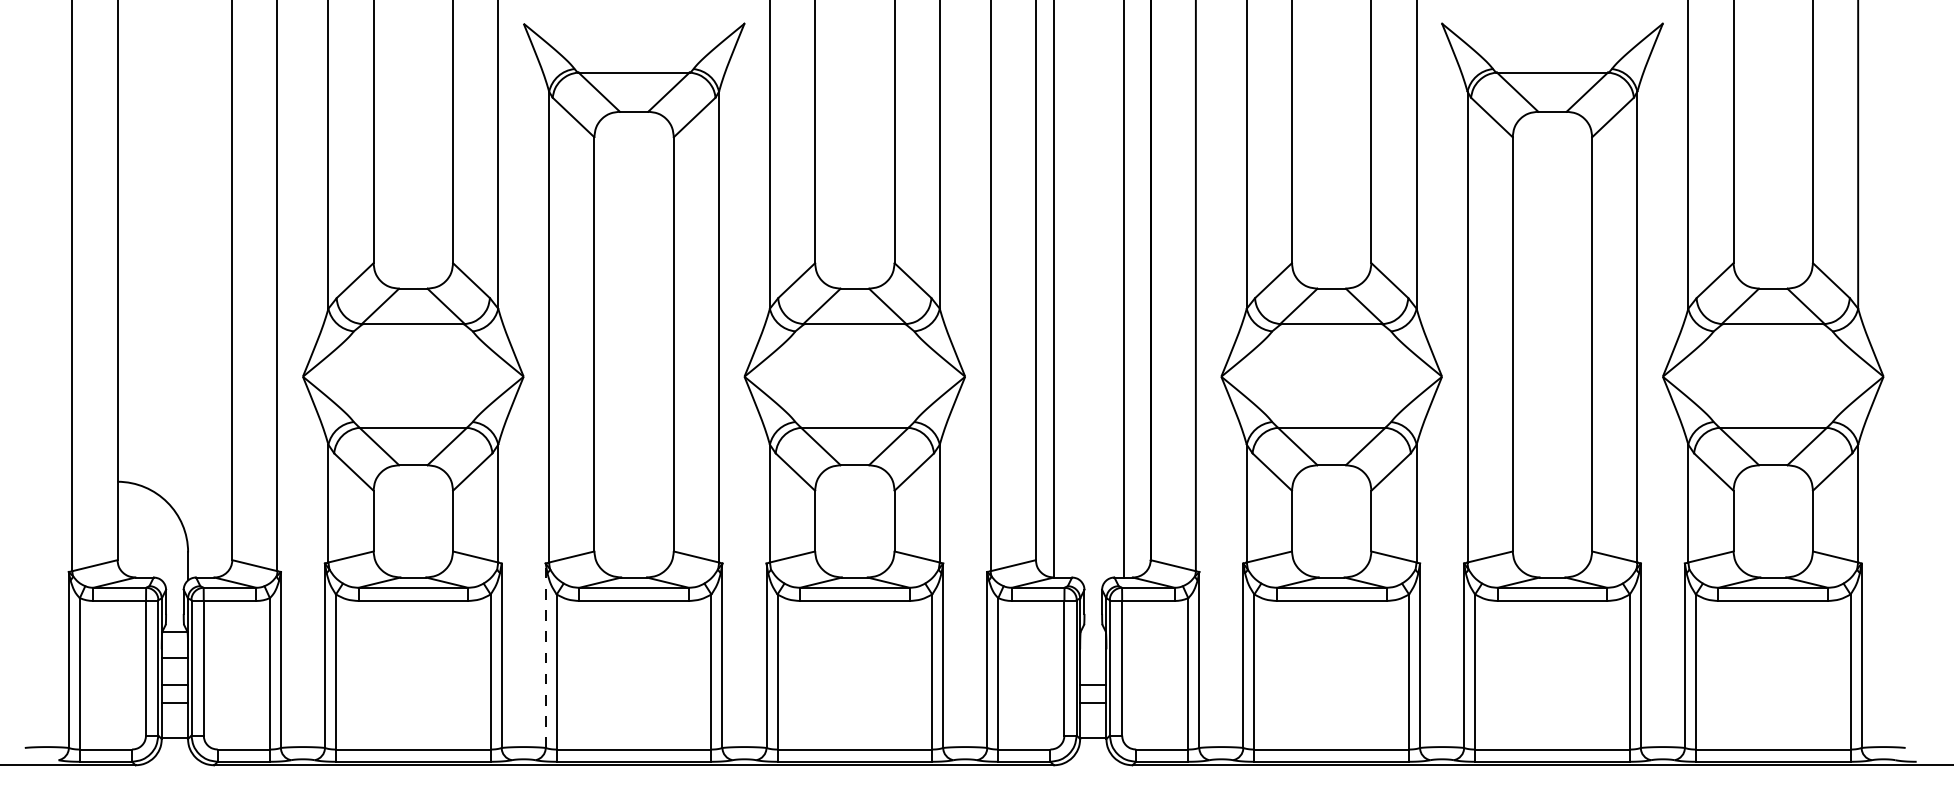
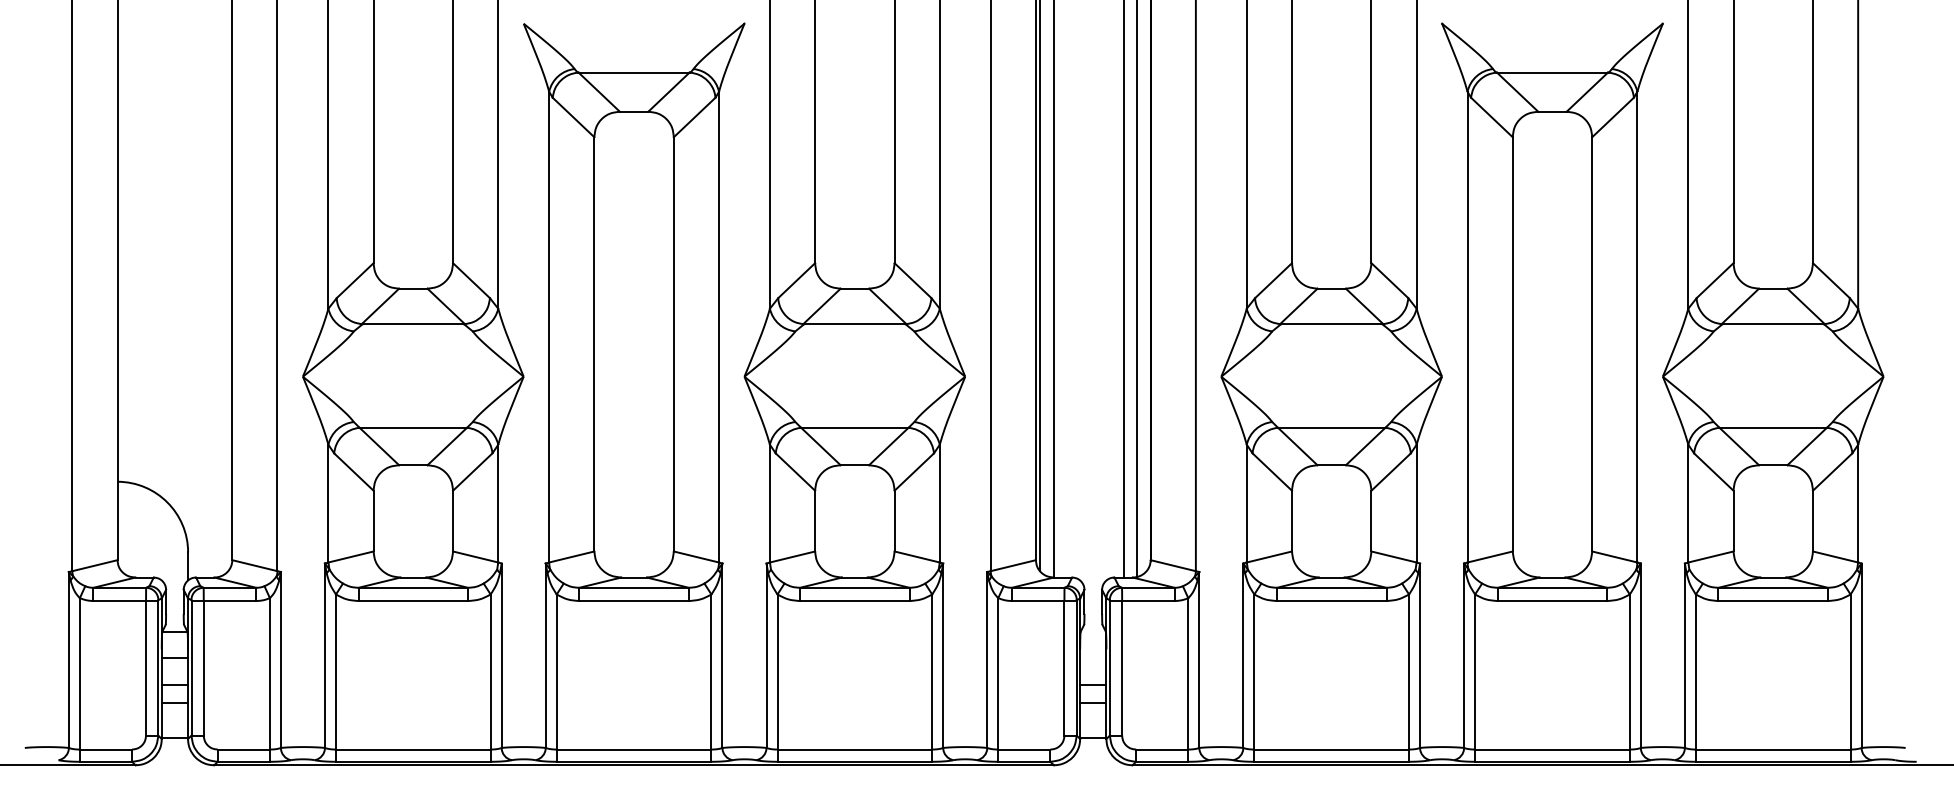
line: none -> present (1040, 286)
line: none -> present (1137, 289)
line: dashed -> solid (545, 655)
